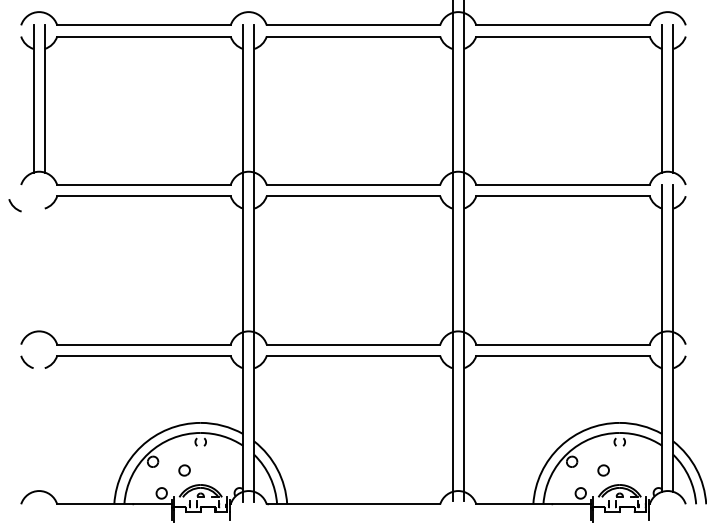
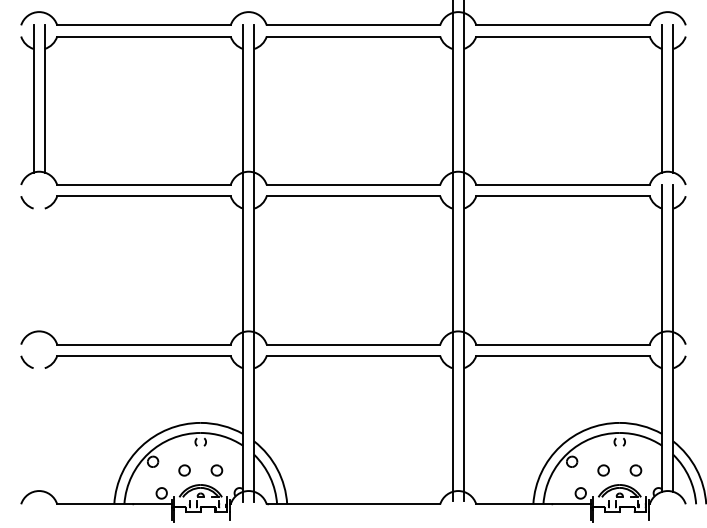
arc position: (13, 205) -> (25, 202) (25, 202)
part: none -> present (216, 470)
part: none -> present (635, 470)
